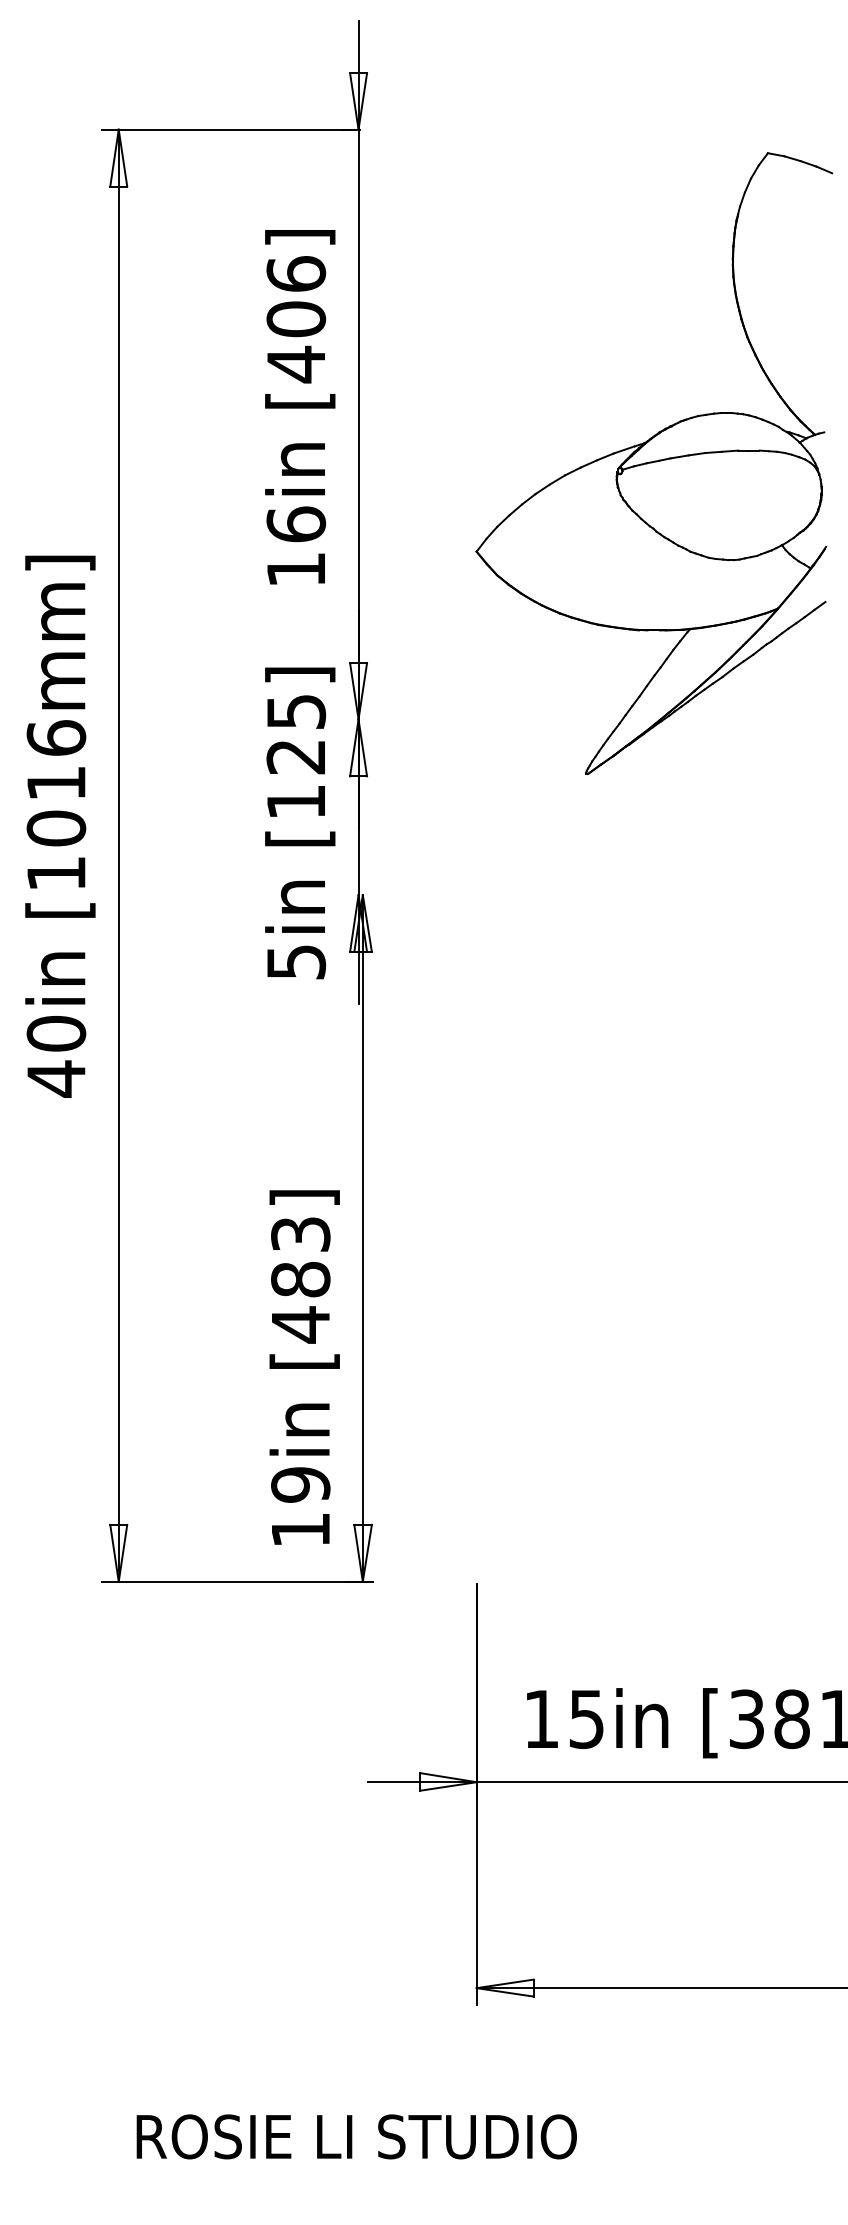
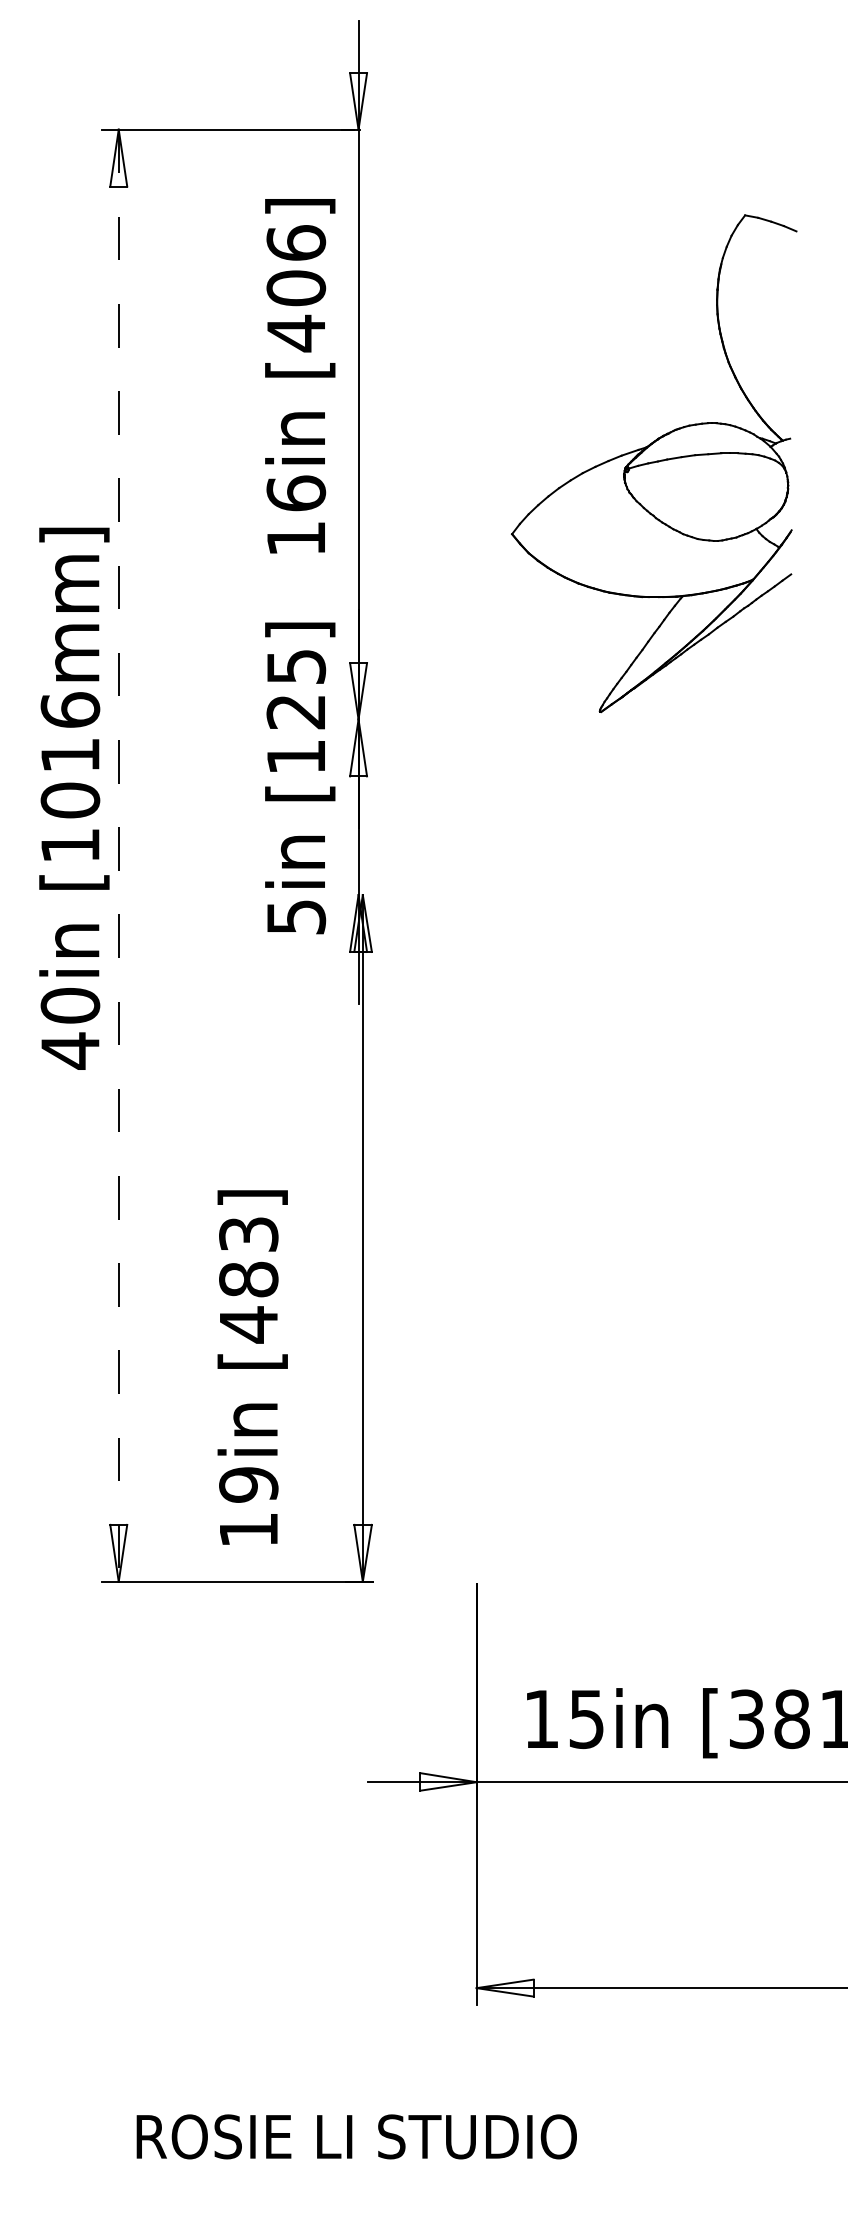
text position: (300, 407) -> (300, 376) (300, 376)
part size: 358x624 px -> 287x500 px (654, 463)
text position: (300, 823) -> (300, 778) (300, 778)
text position: (60, 826) -> (74, 798) (74, 798)
line: solid -> dashed (118, 856)
text position: (304, 1367) -> (252, 1367) (252, 1367)
